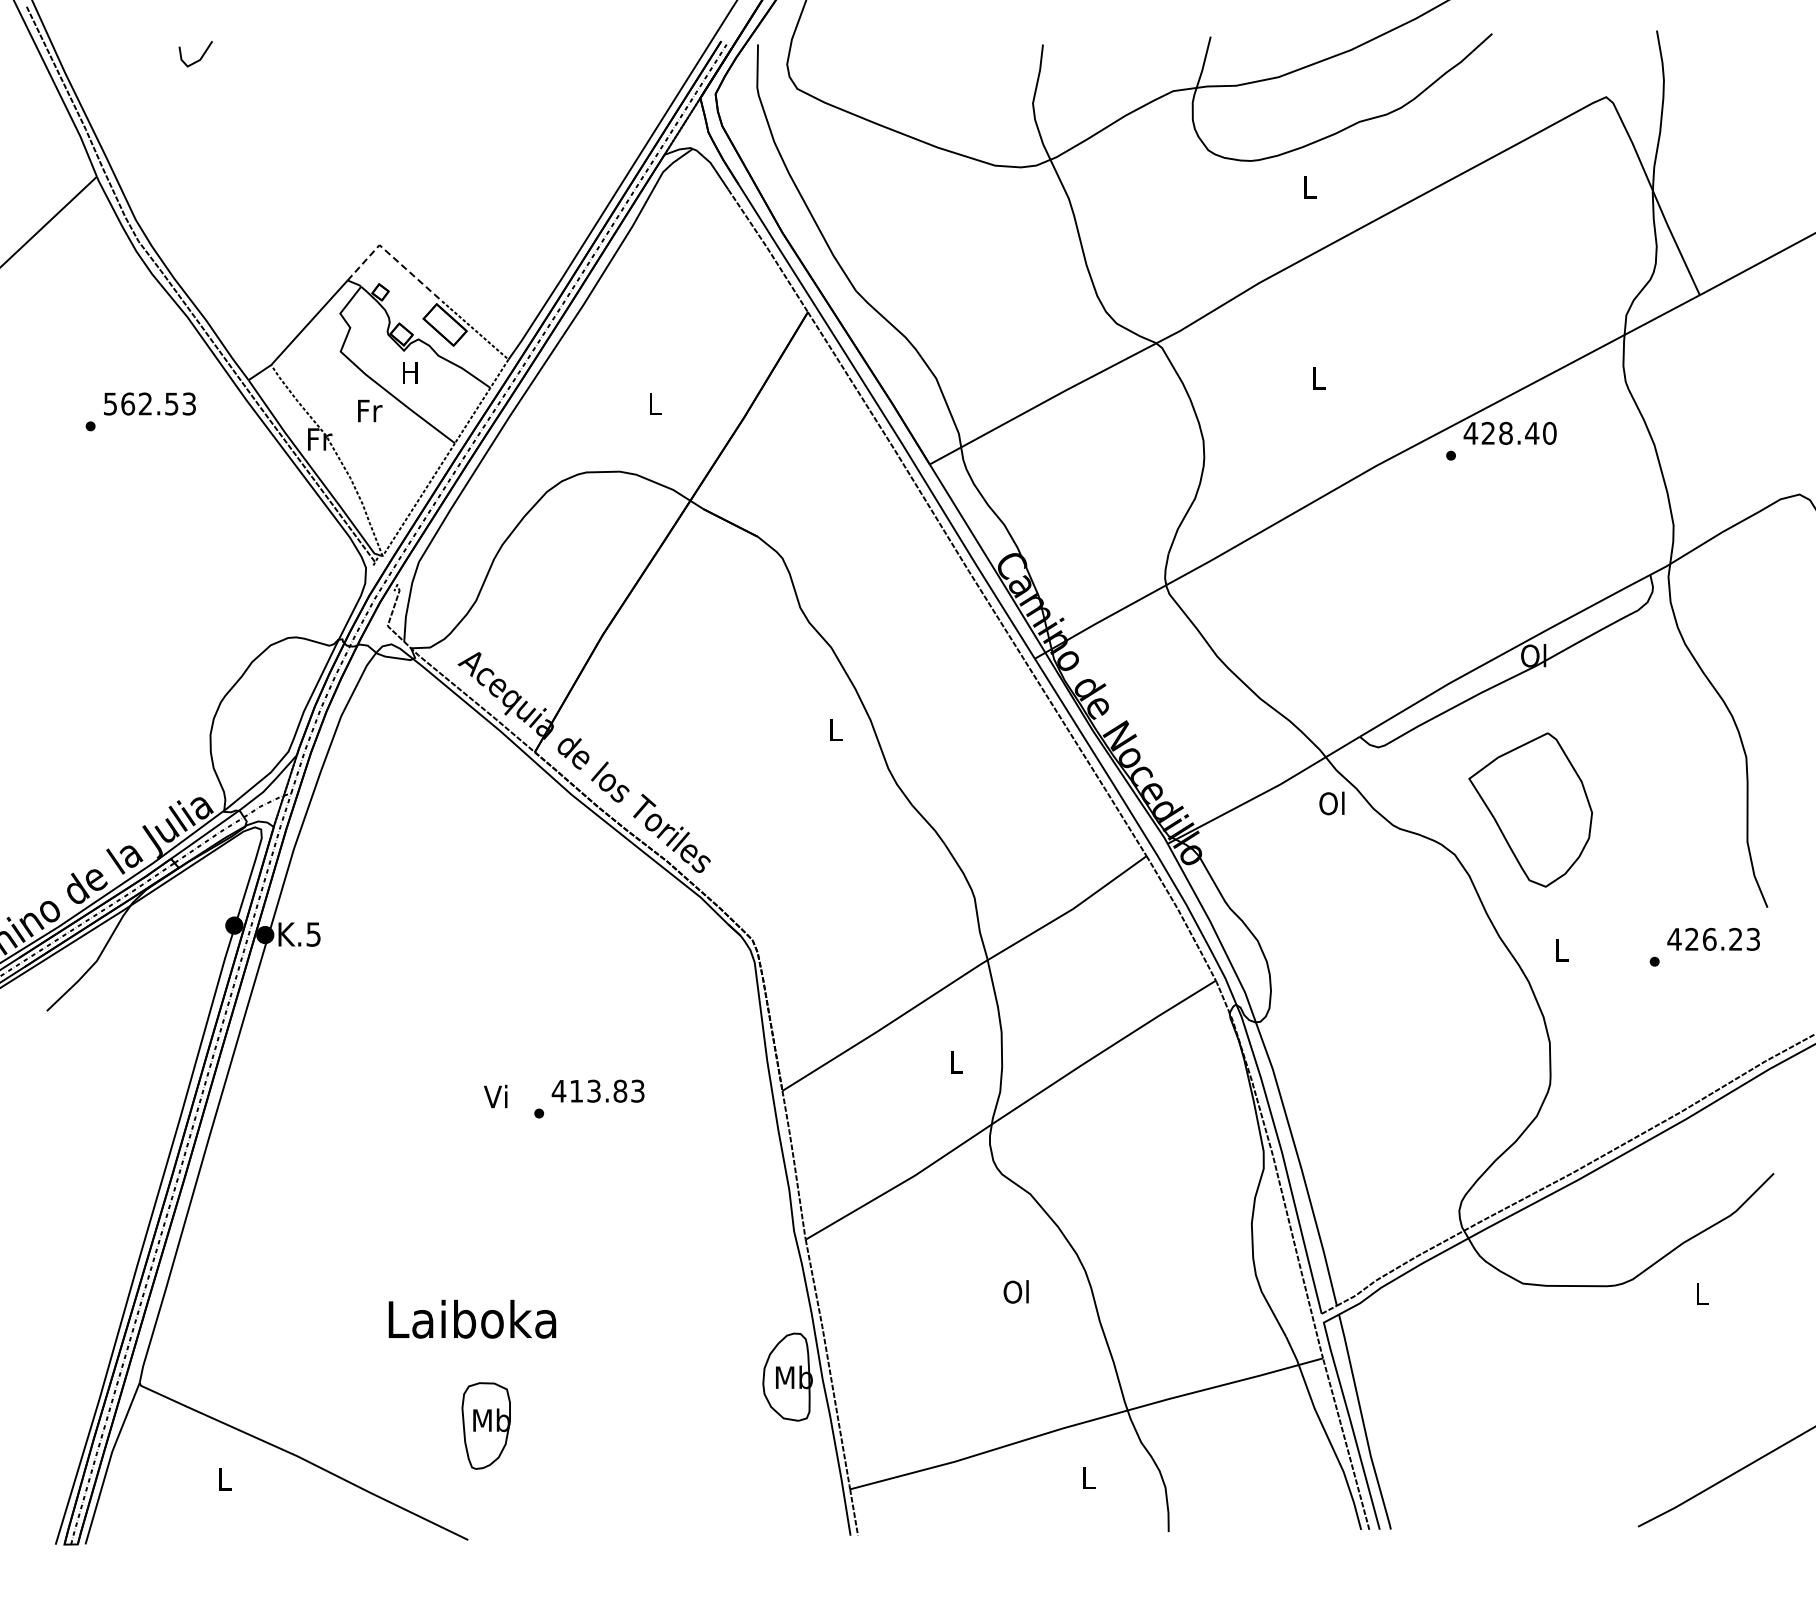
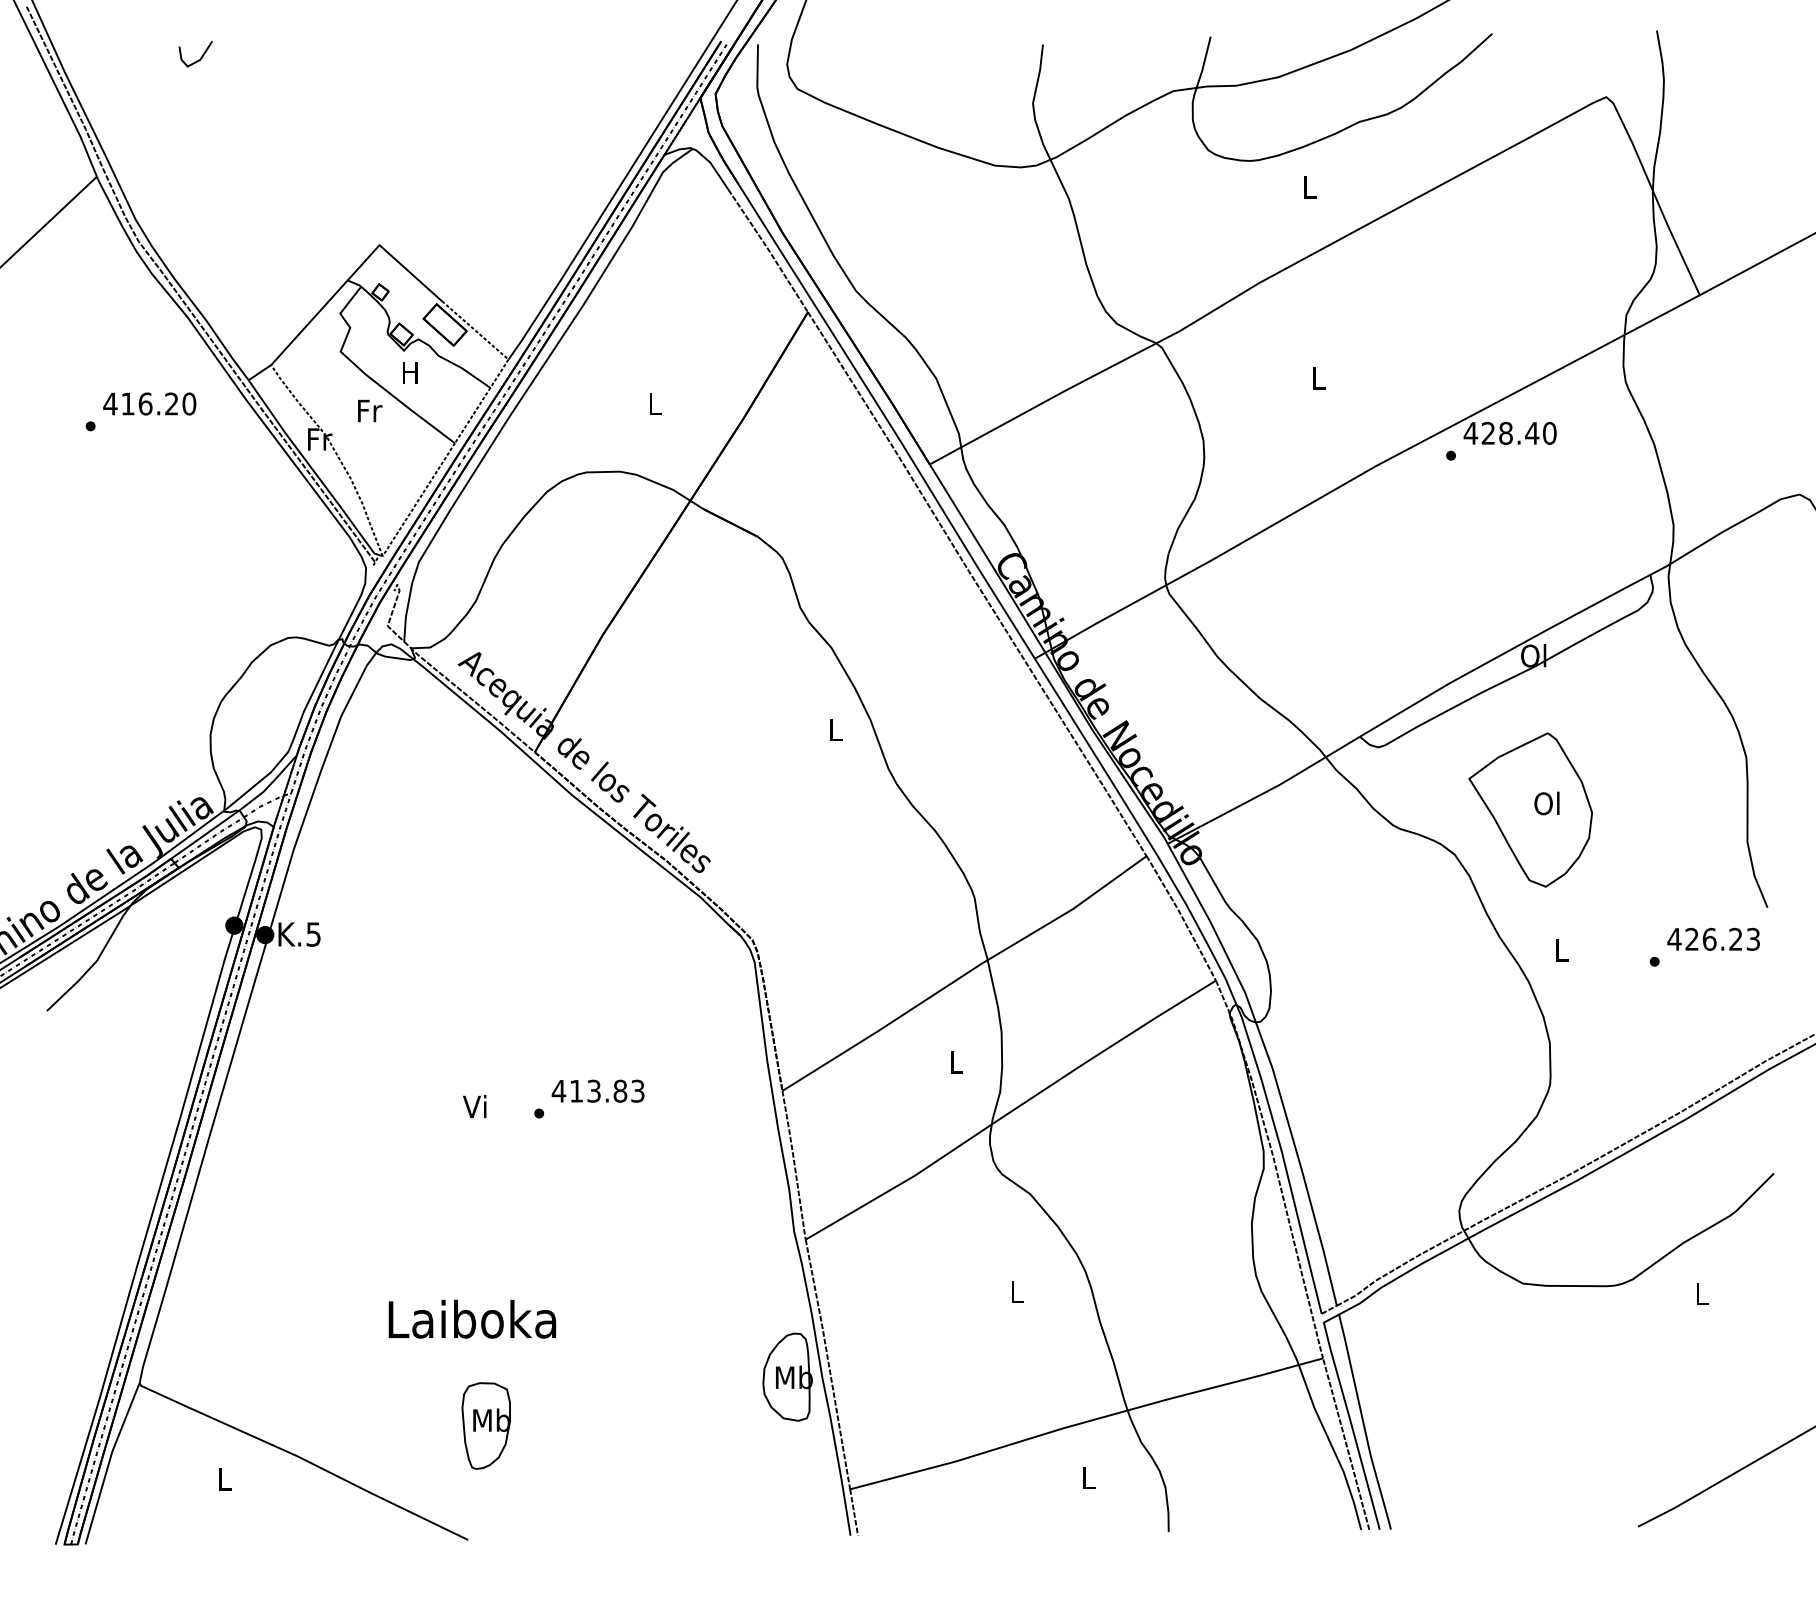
line: dashed -> solid (392, 257)
text: 562.53 -> 416.20 (149, 403)
text position: (1331, 803) -> (1546, 803) (1546, 803)
text position: (495, 1096) -> (474, 1106) (474, 1106)
text: Ol -> L (1015, 1291)
